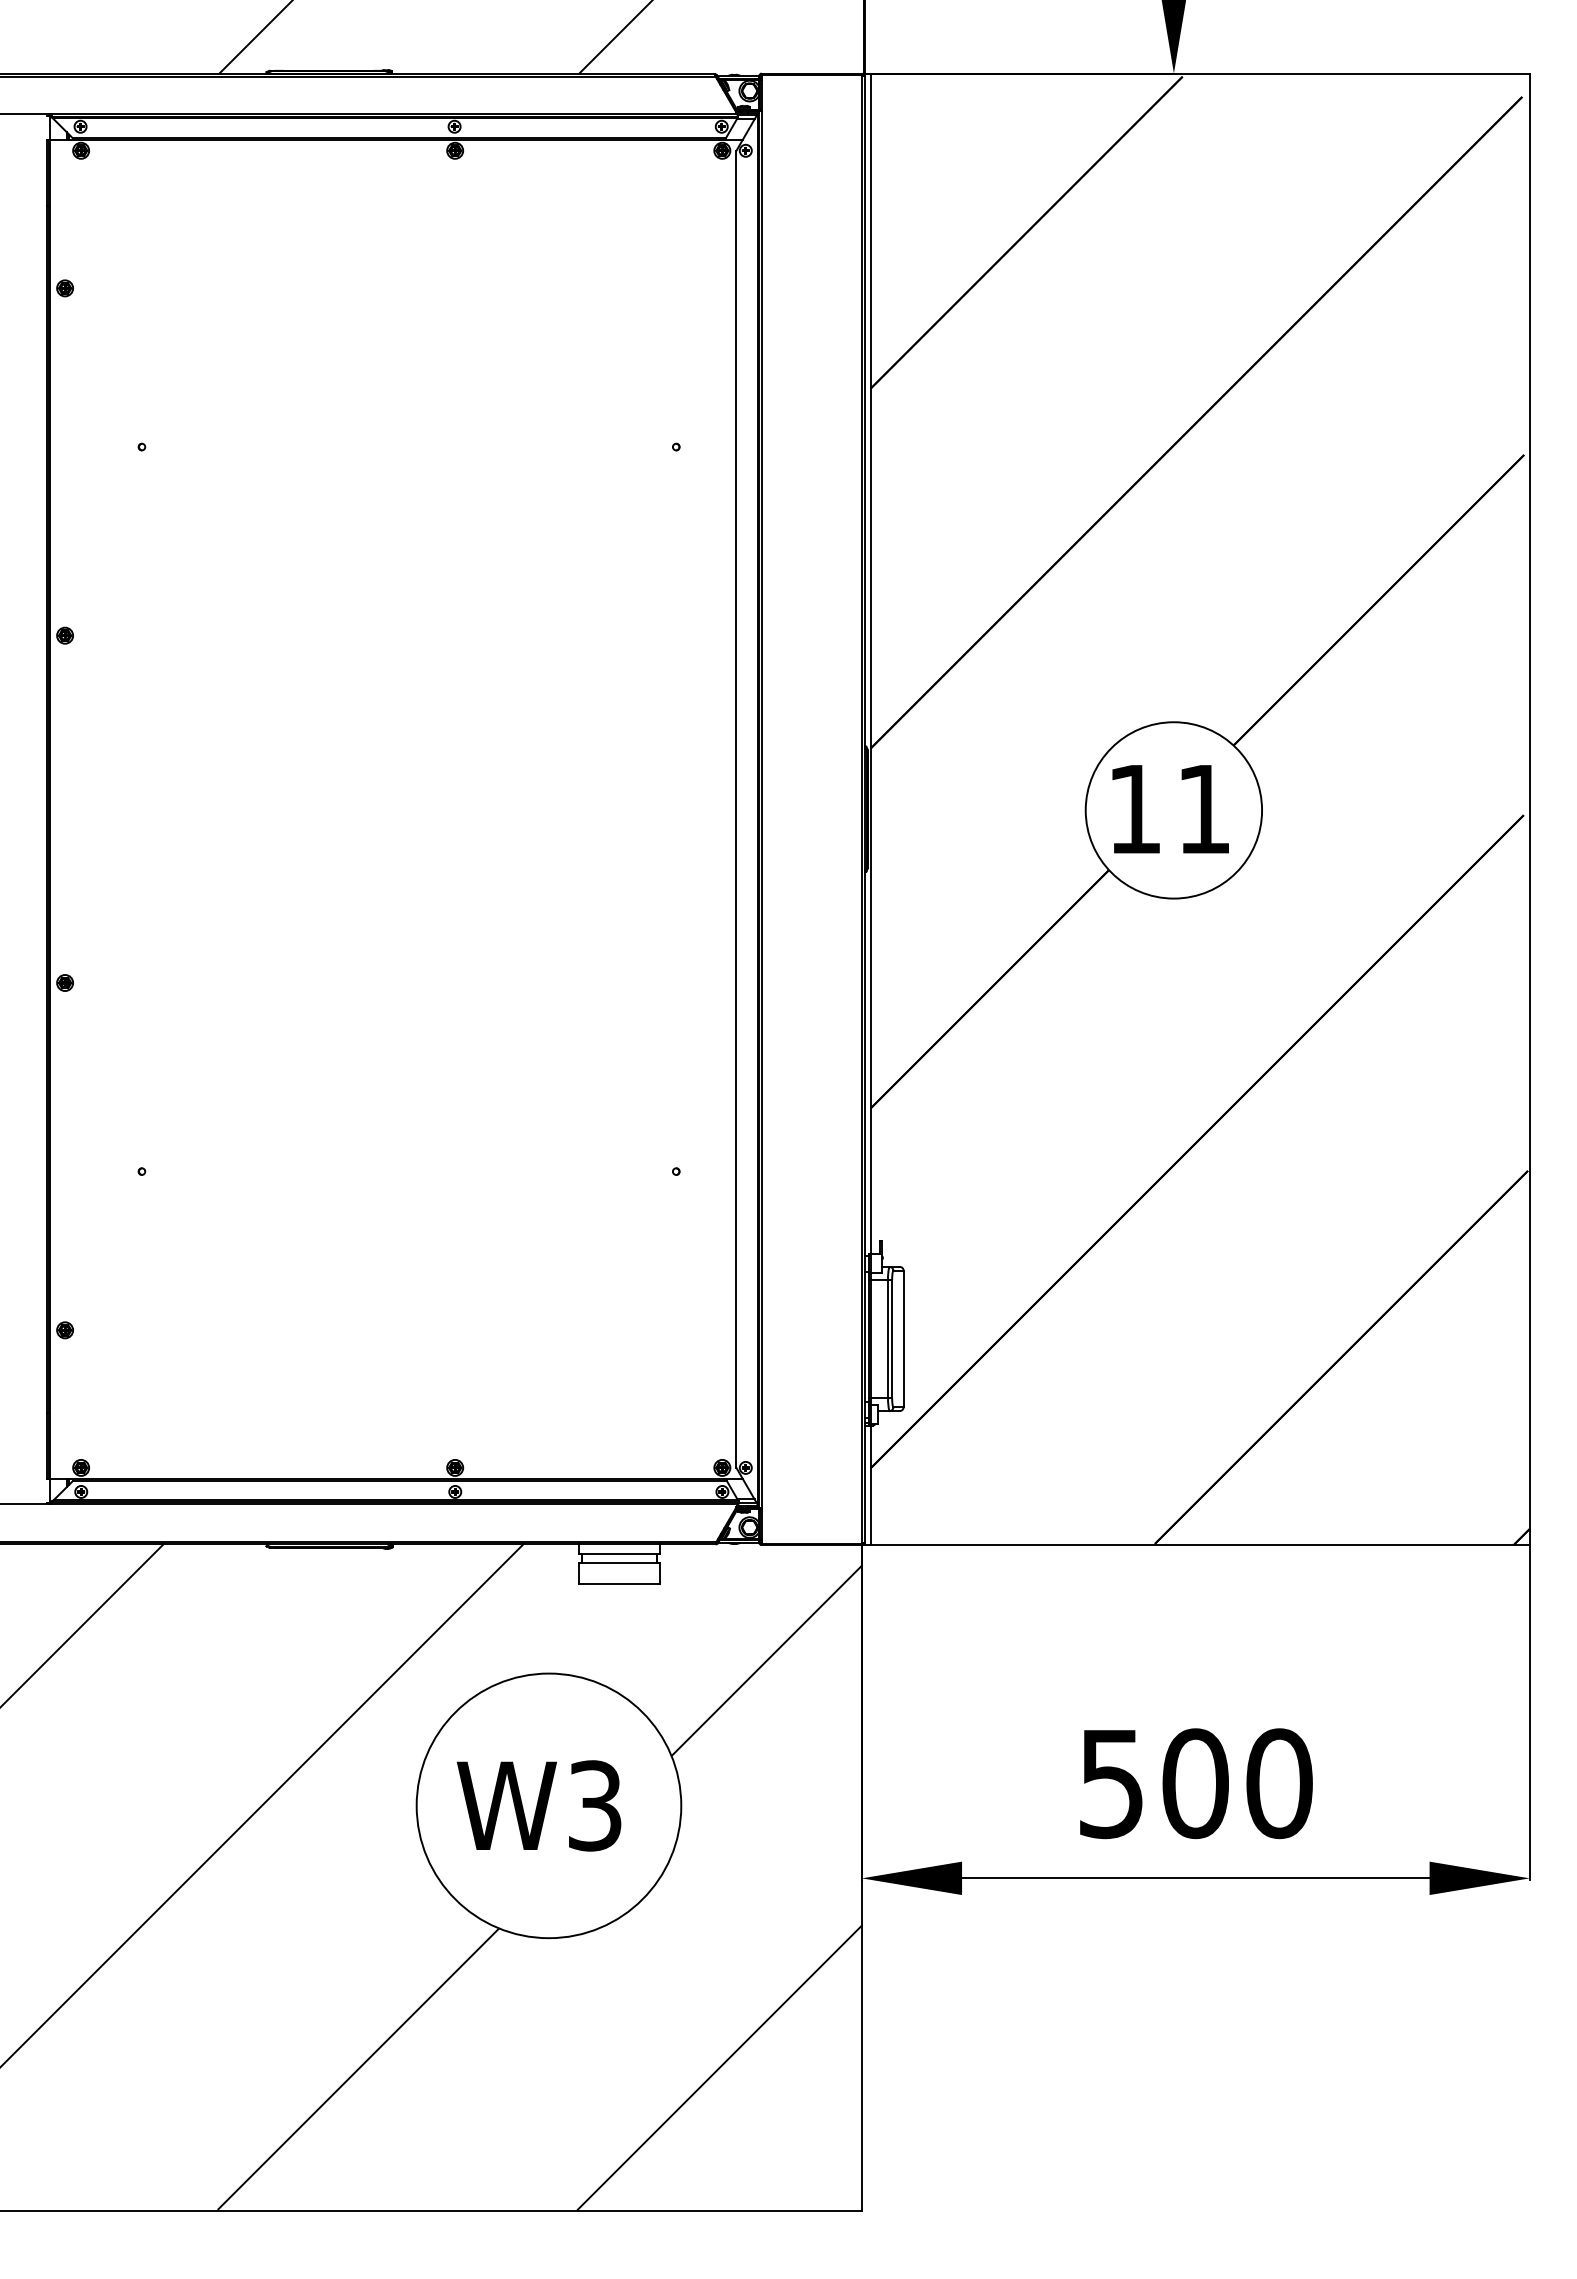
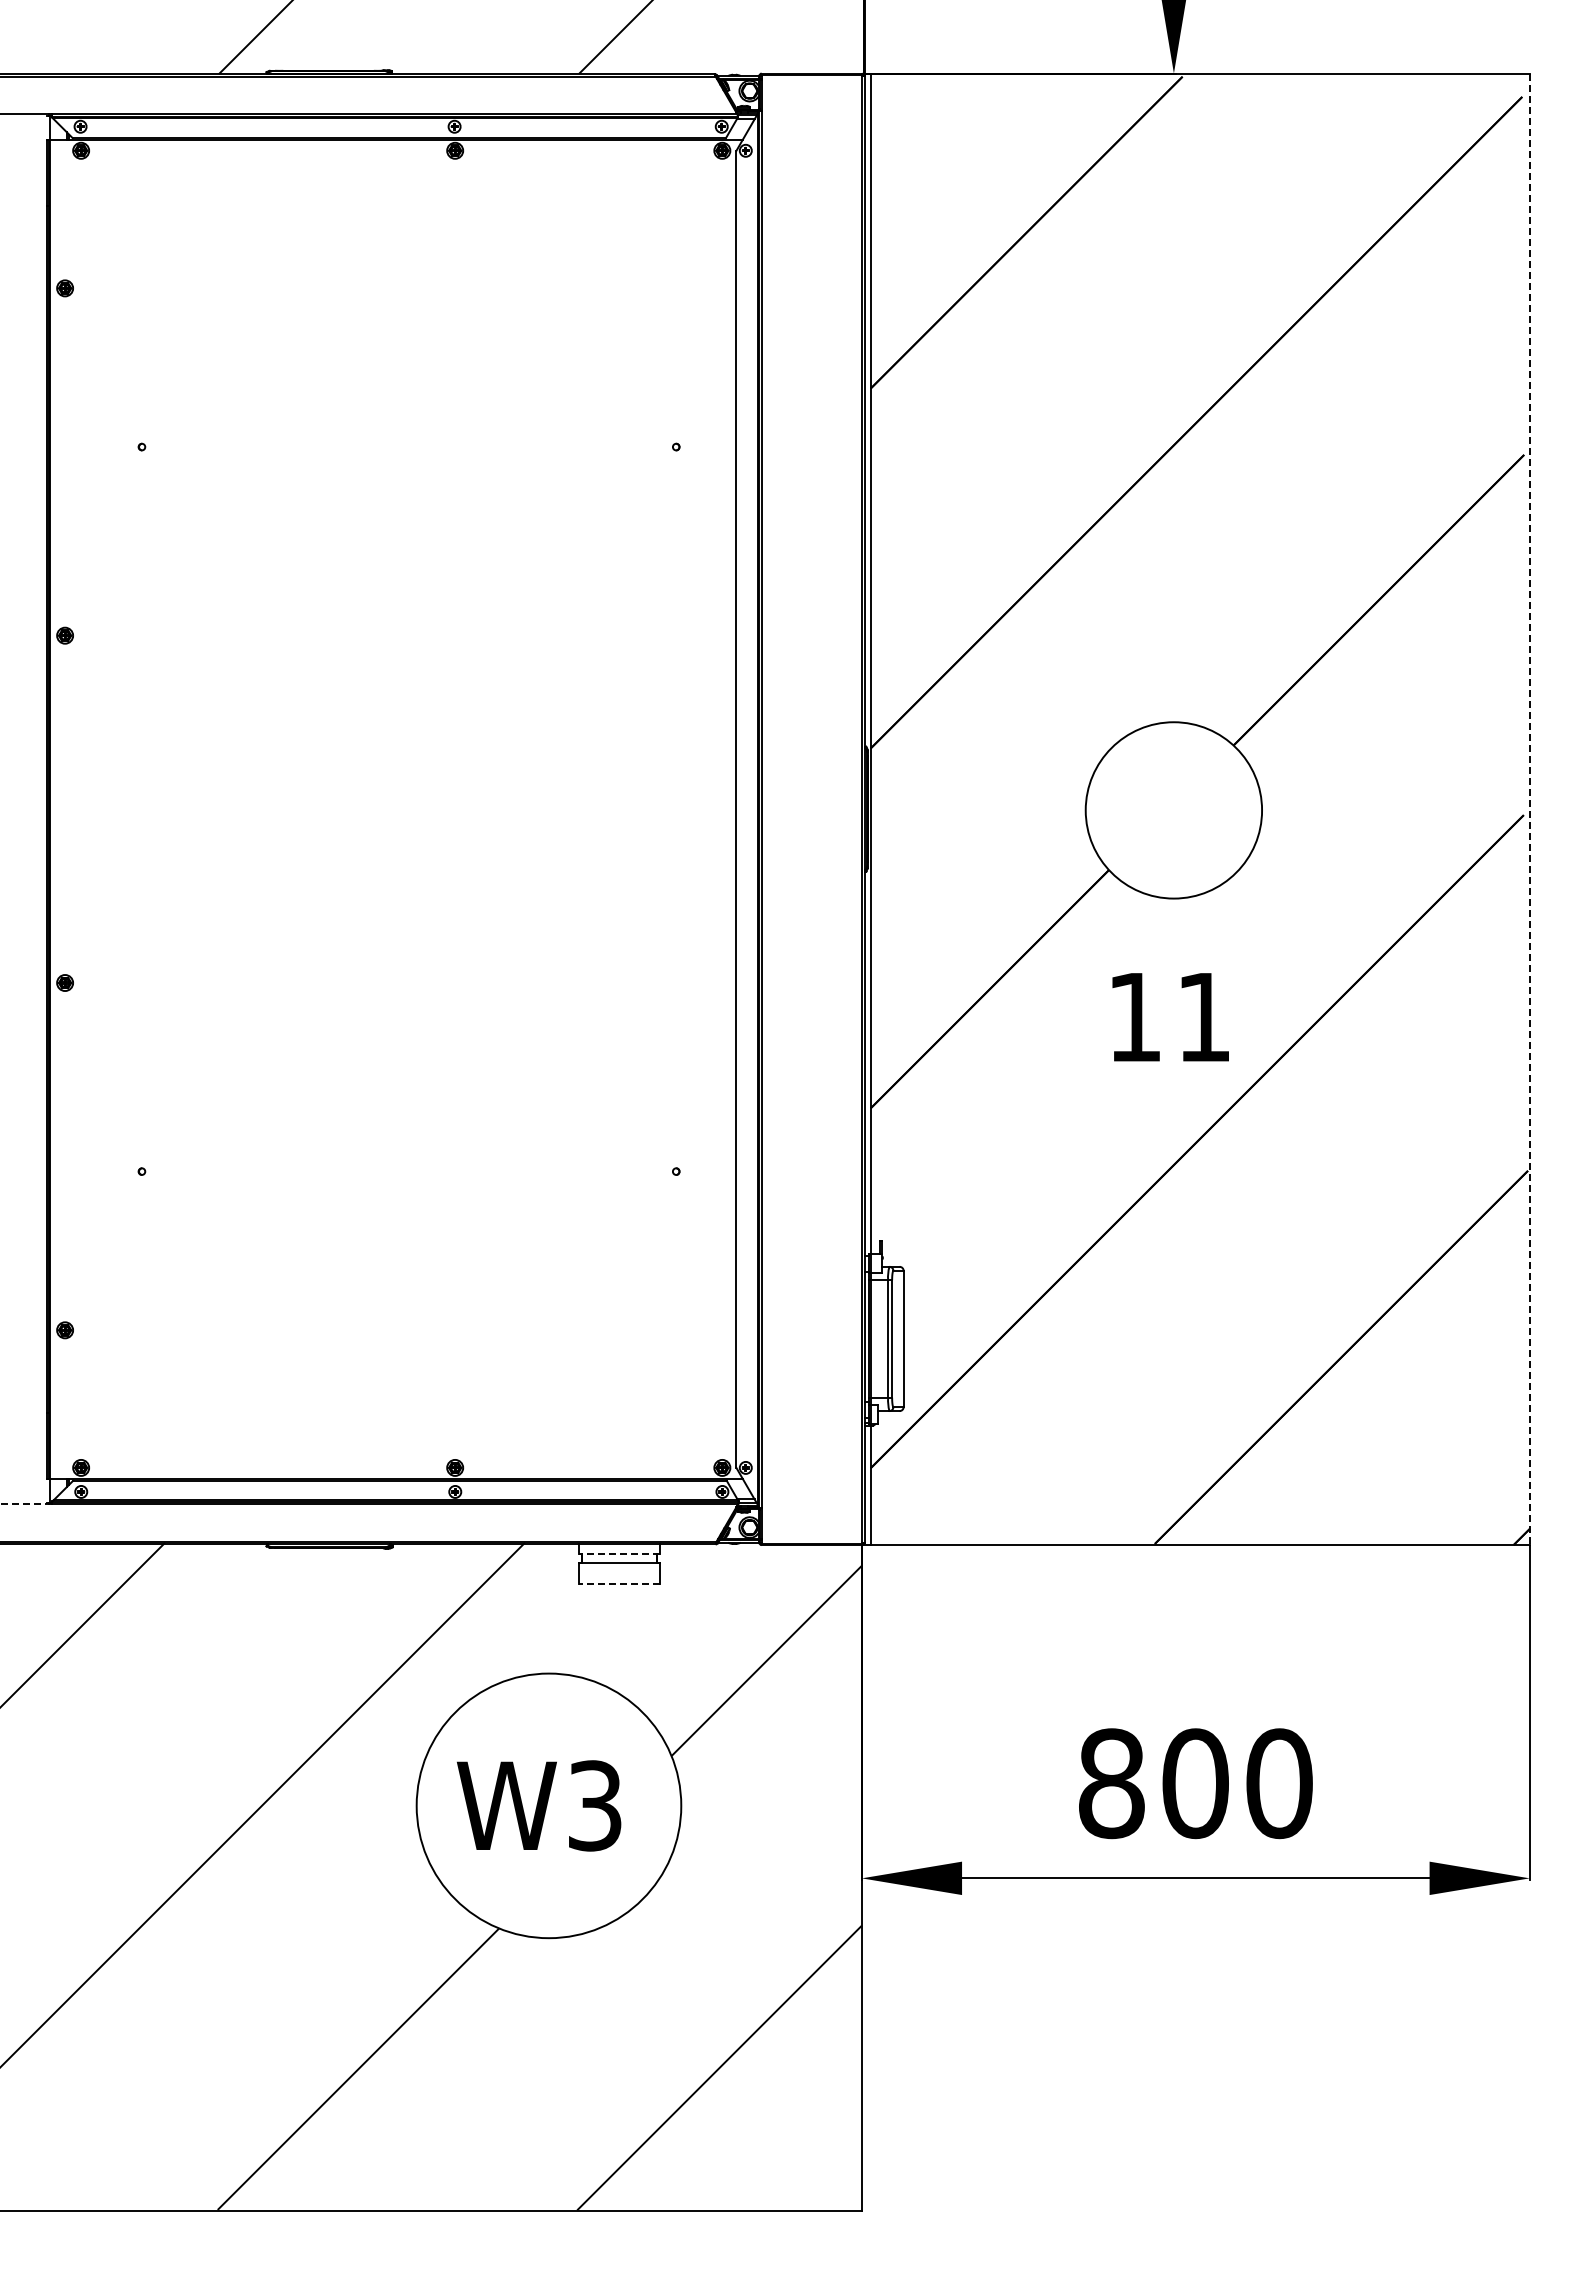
text position: (1170, 809) -> (1170, 1017) (1170, 1017)
line: solid -> dashed (1529, 809)
line: solid -> dashed (26, 1504)
line: solid -> dashed (619, 1553)
line: solid -> dashed (619, 1584)
text: 500 -> 800 (1111, 1783)
